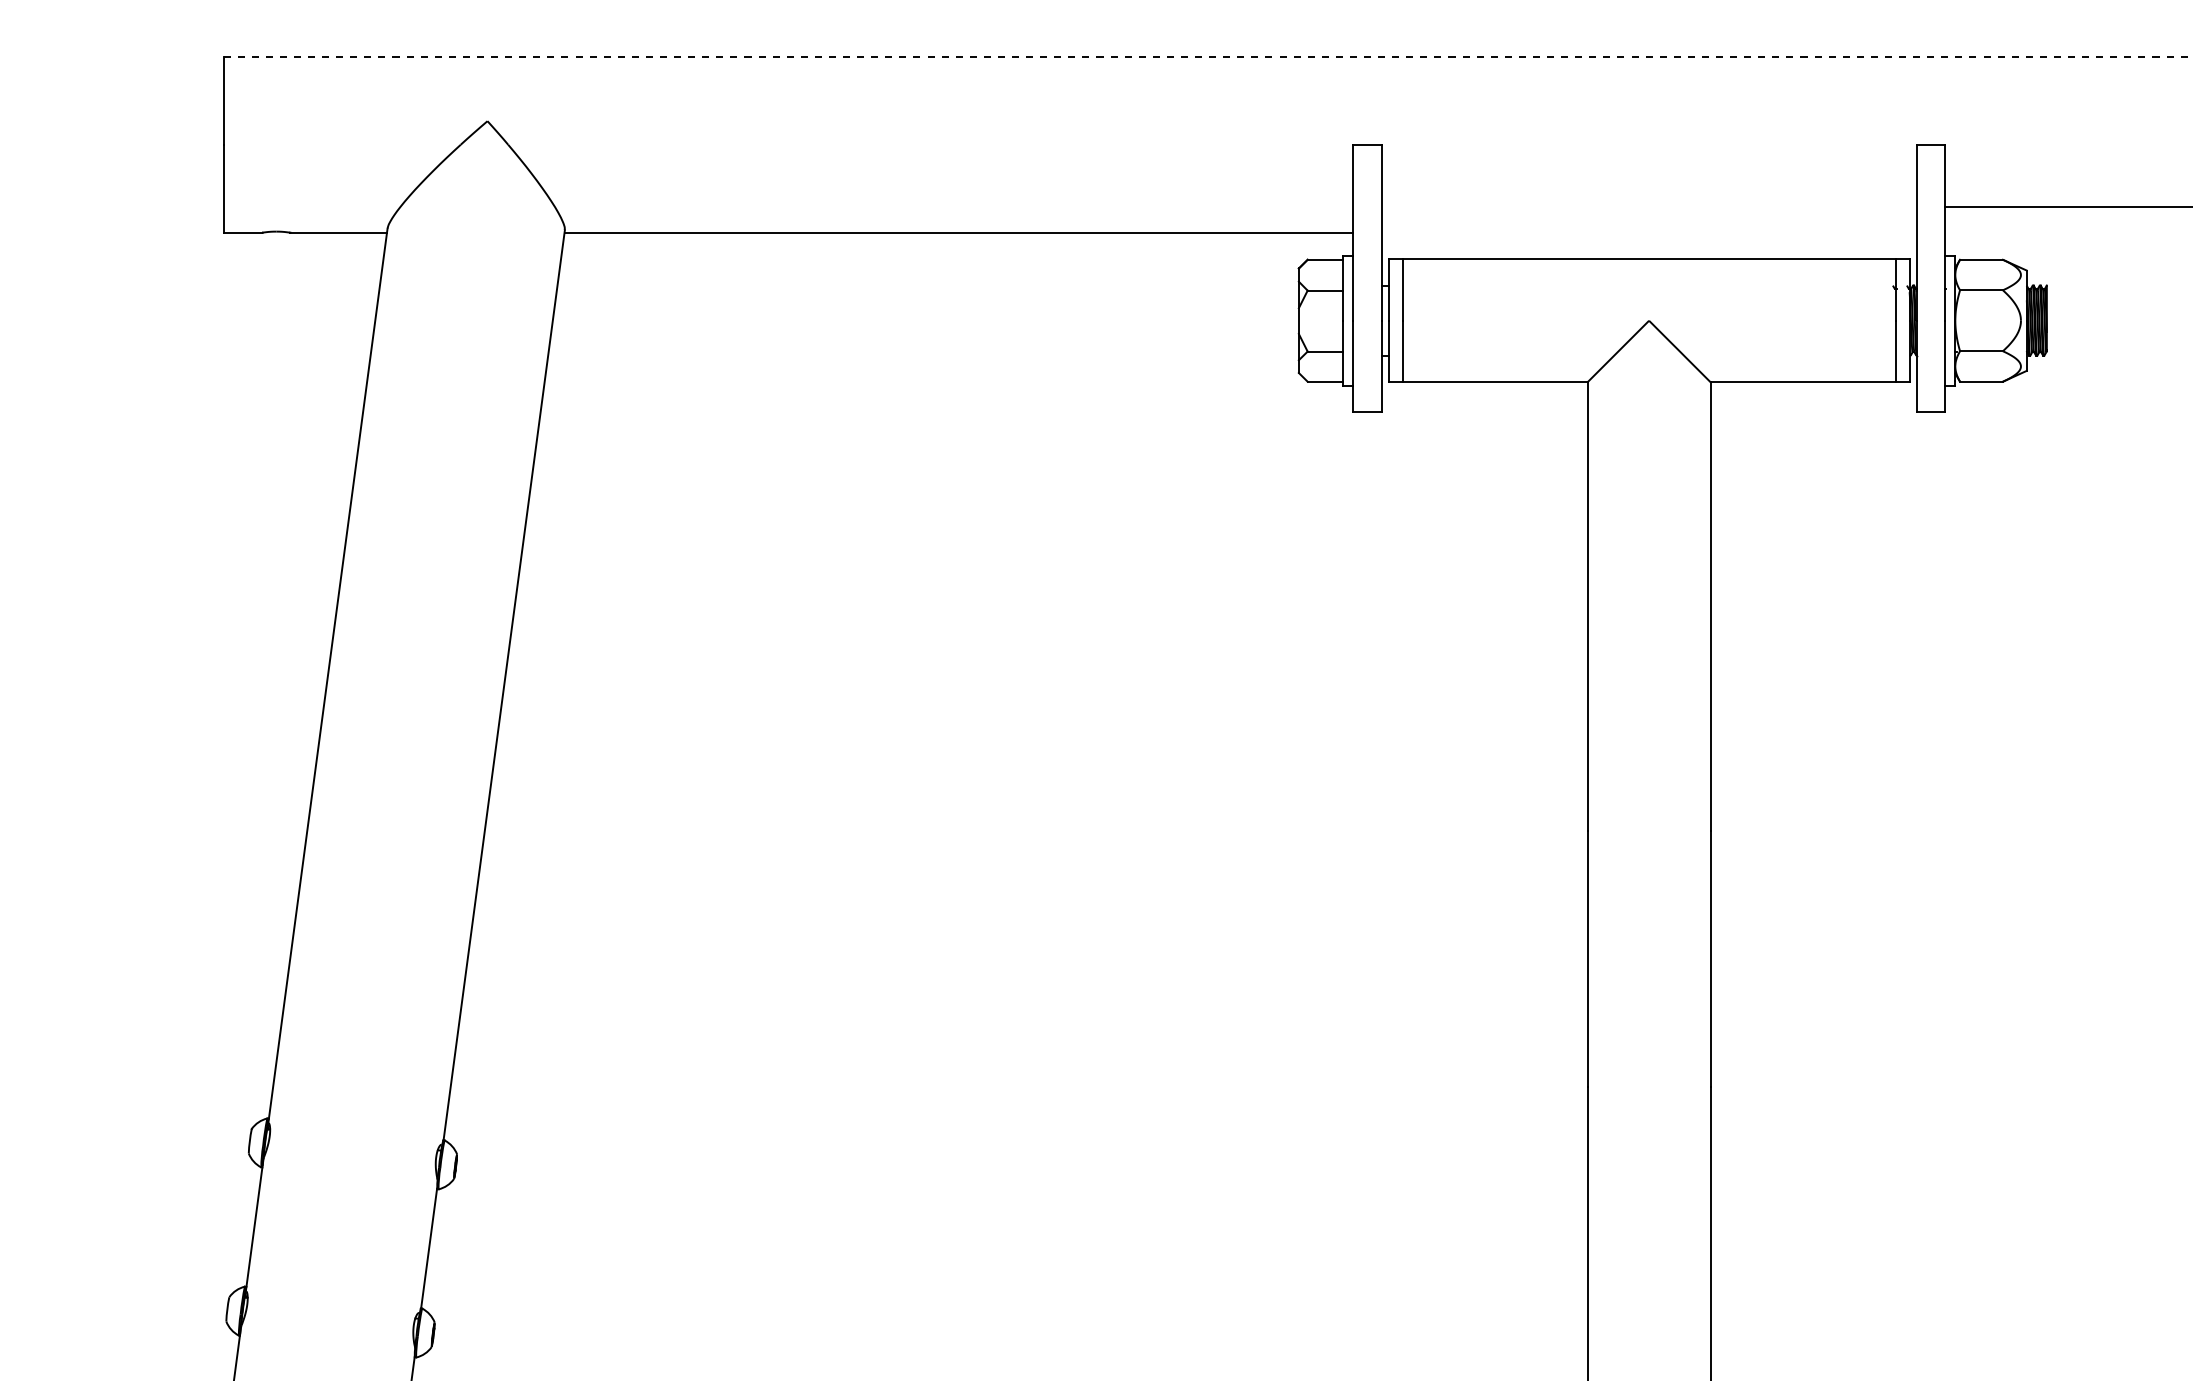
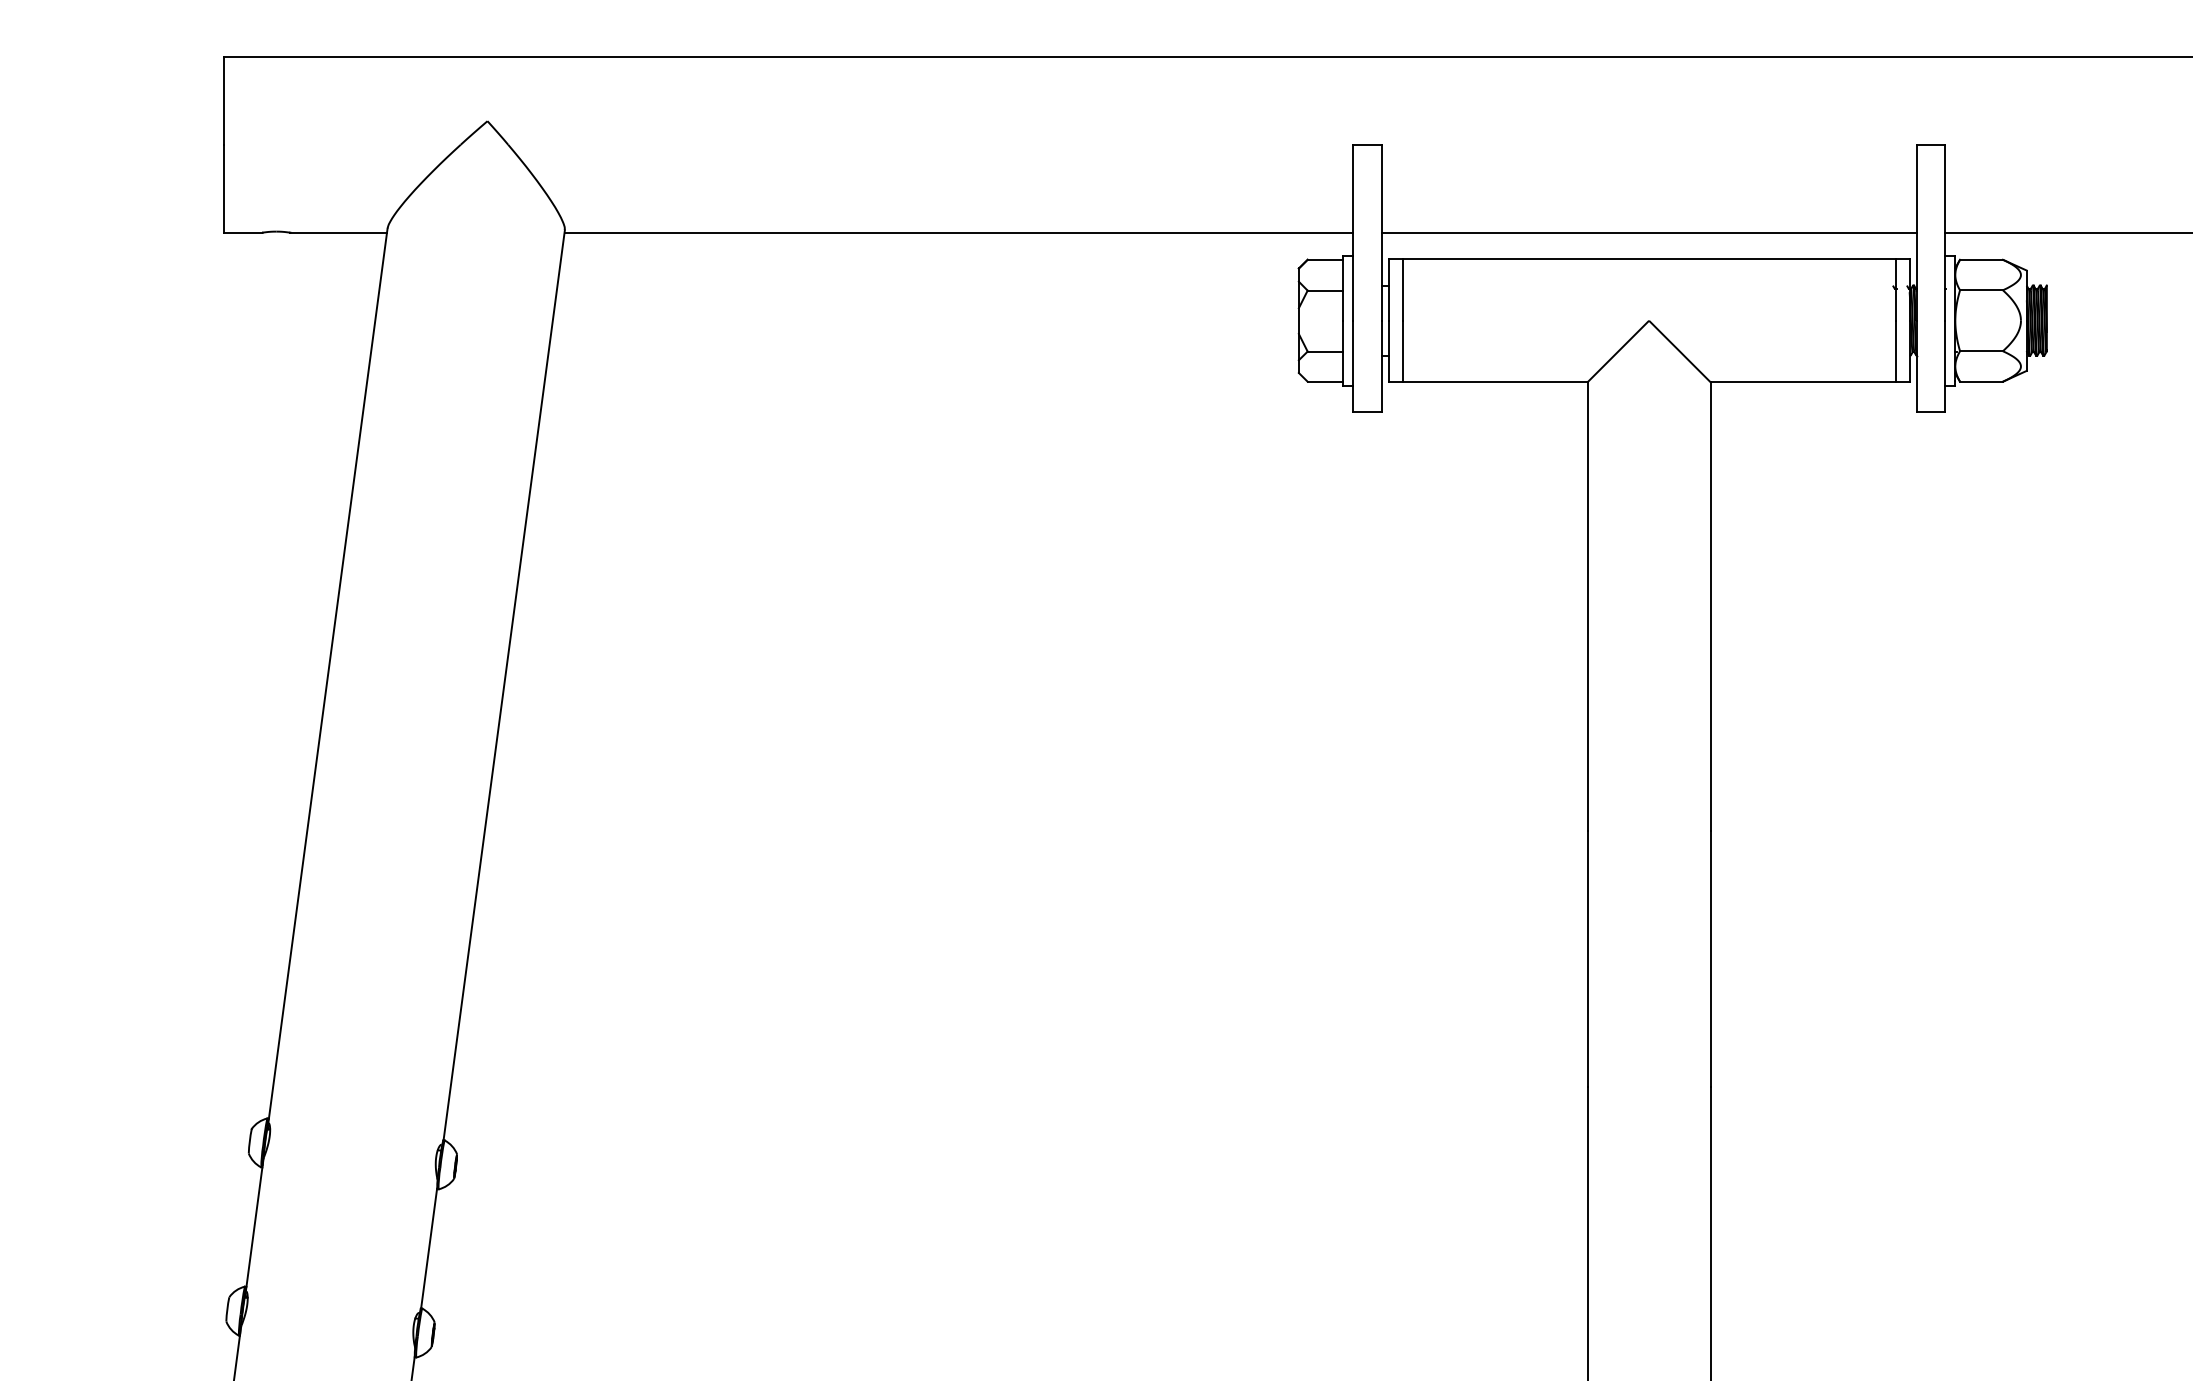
line: dashed -> solid (1208, 56)
line position: (2066, 206) -> (2066, 232) (2066, 232)
line: none -> present (1648, 232)
